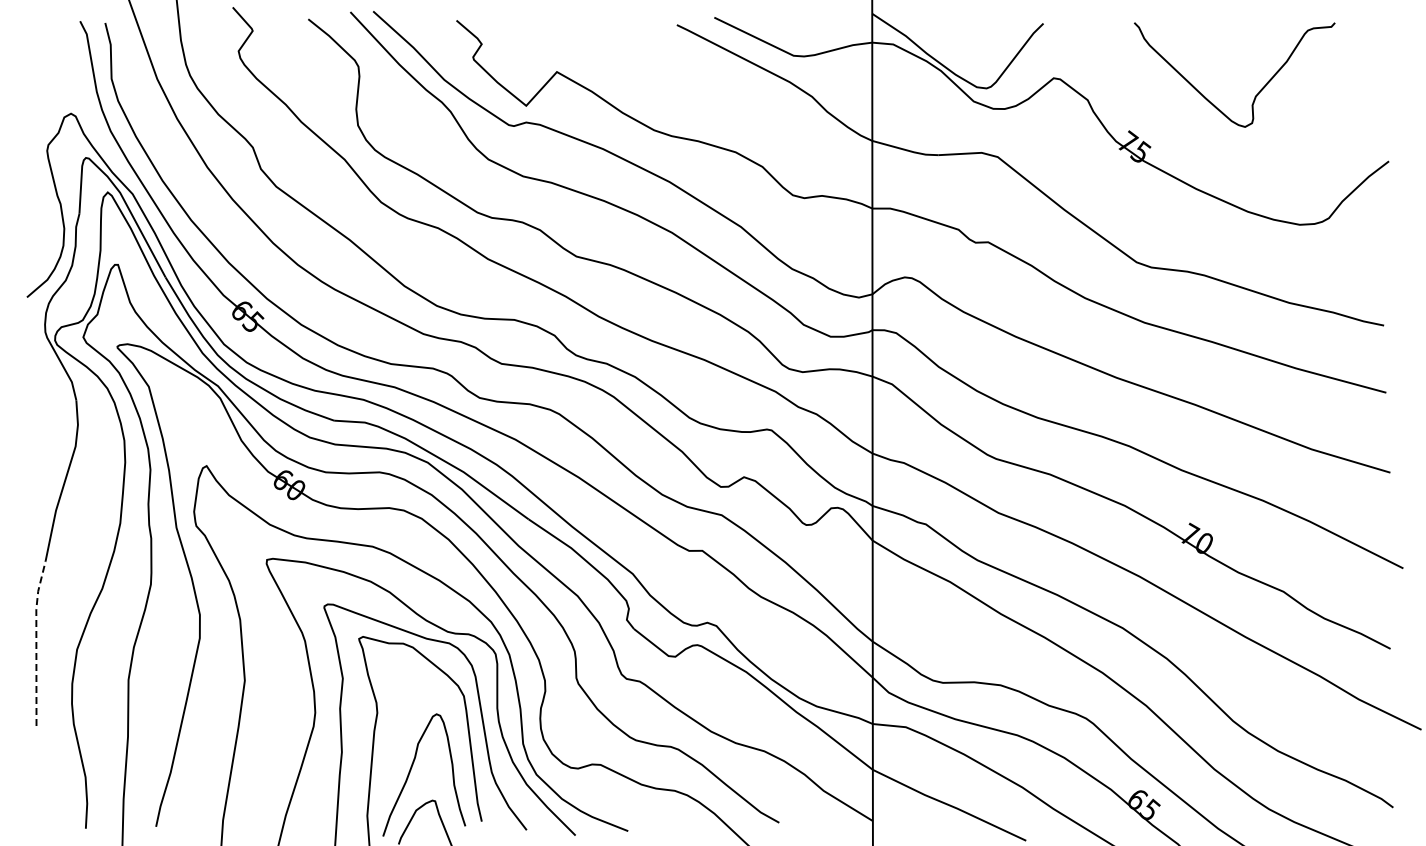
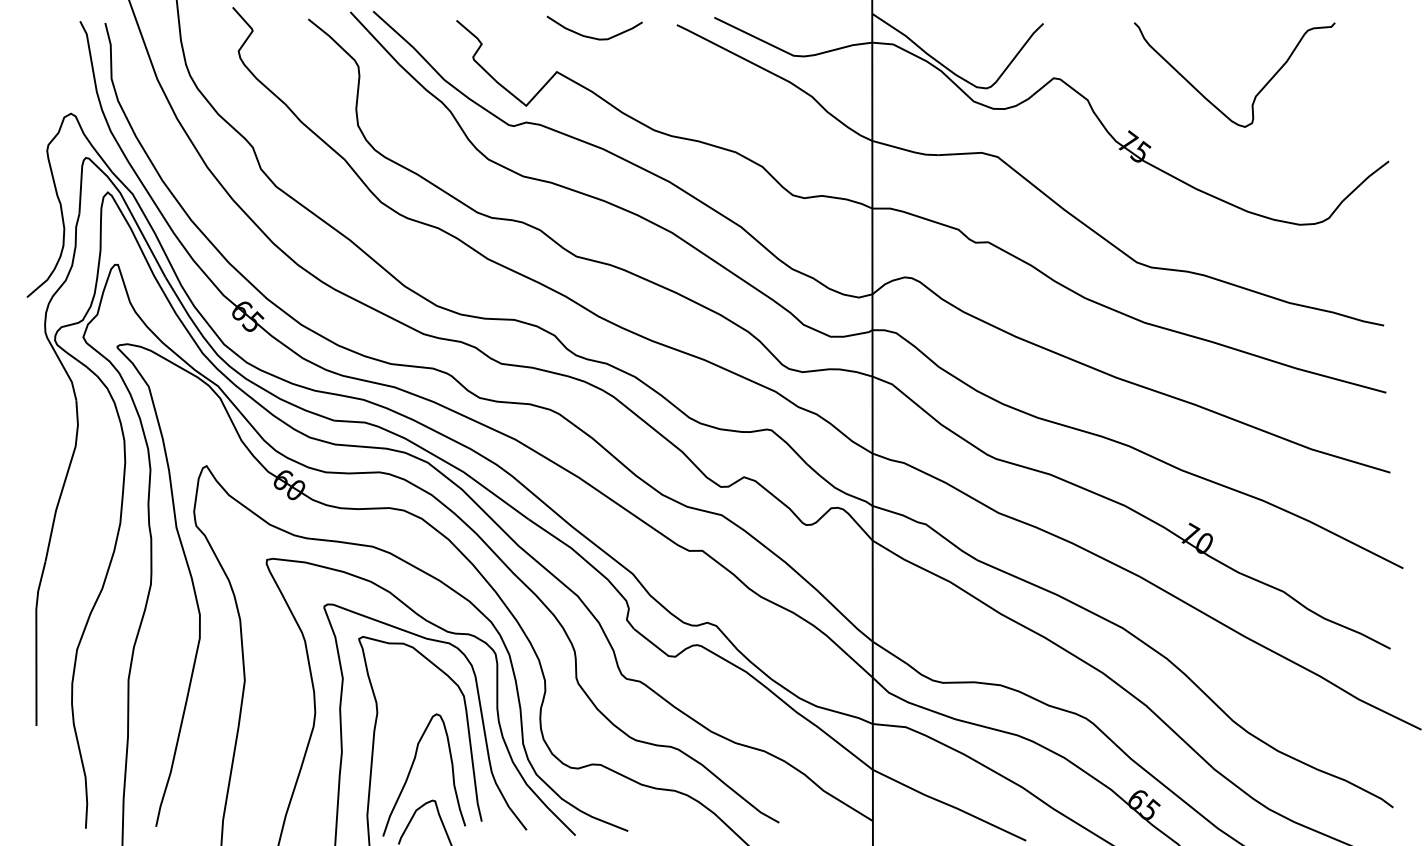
curve: none -> present (591, 36)
line: dashed -> solid (36, 641)
